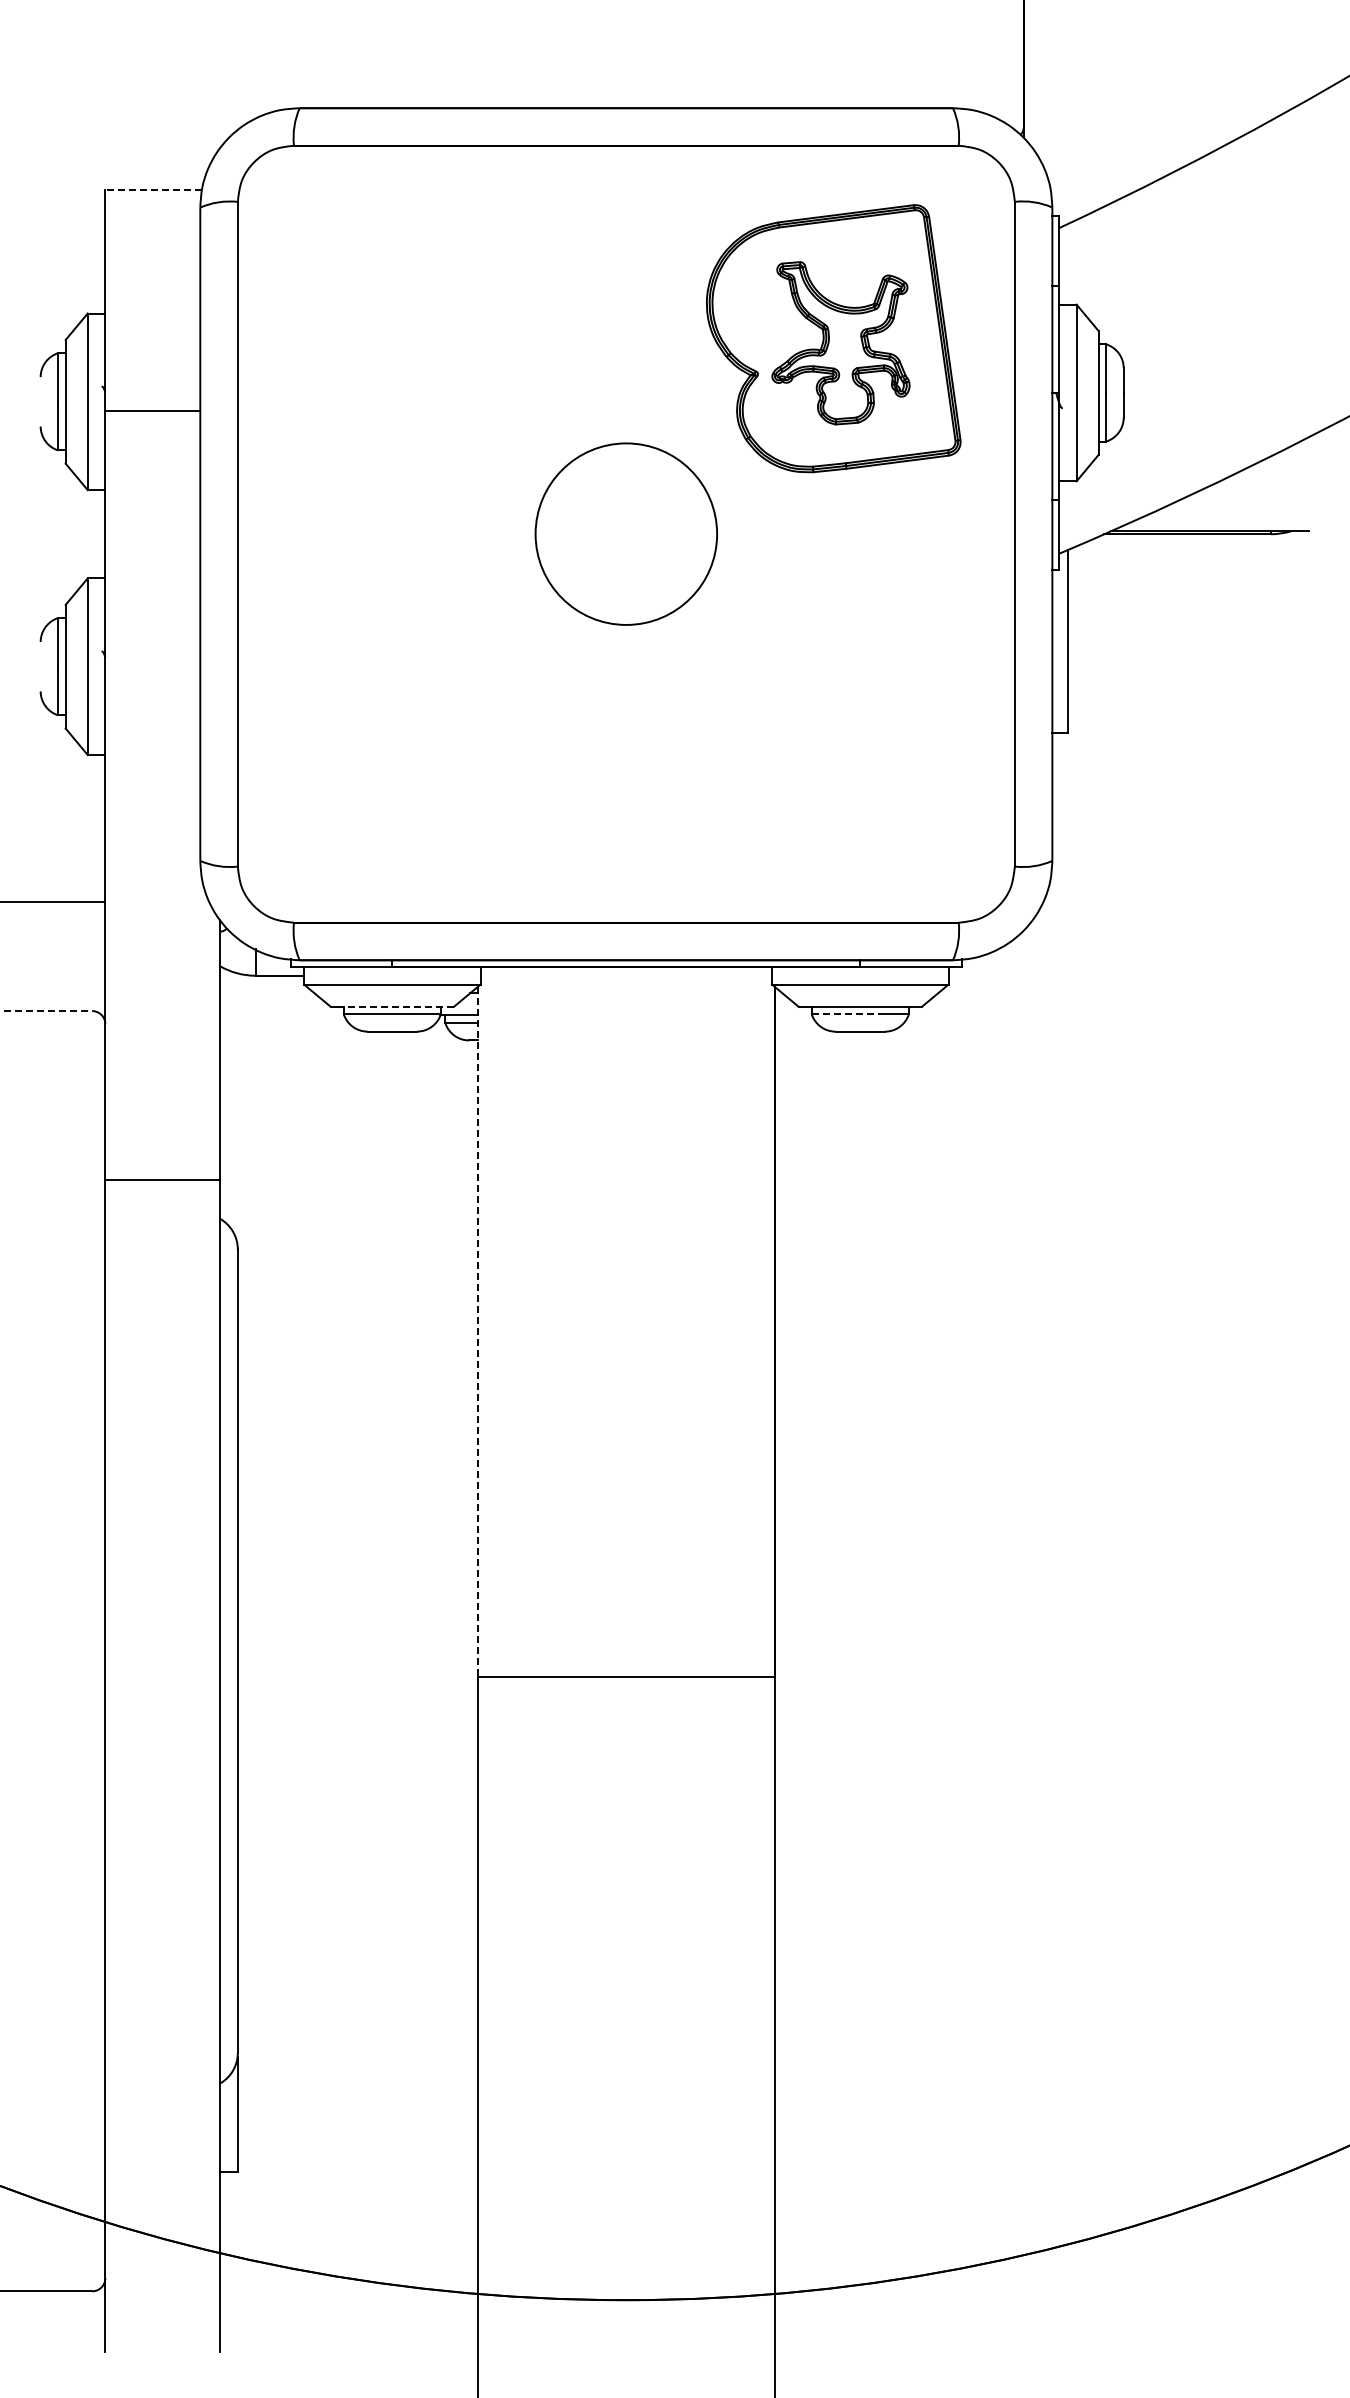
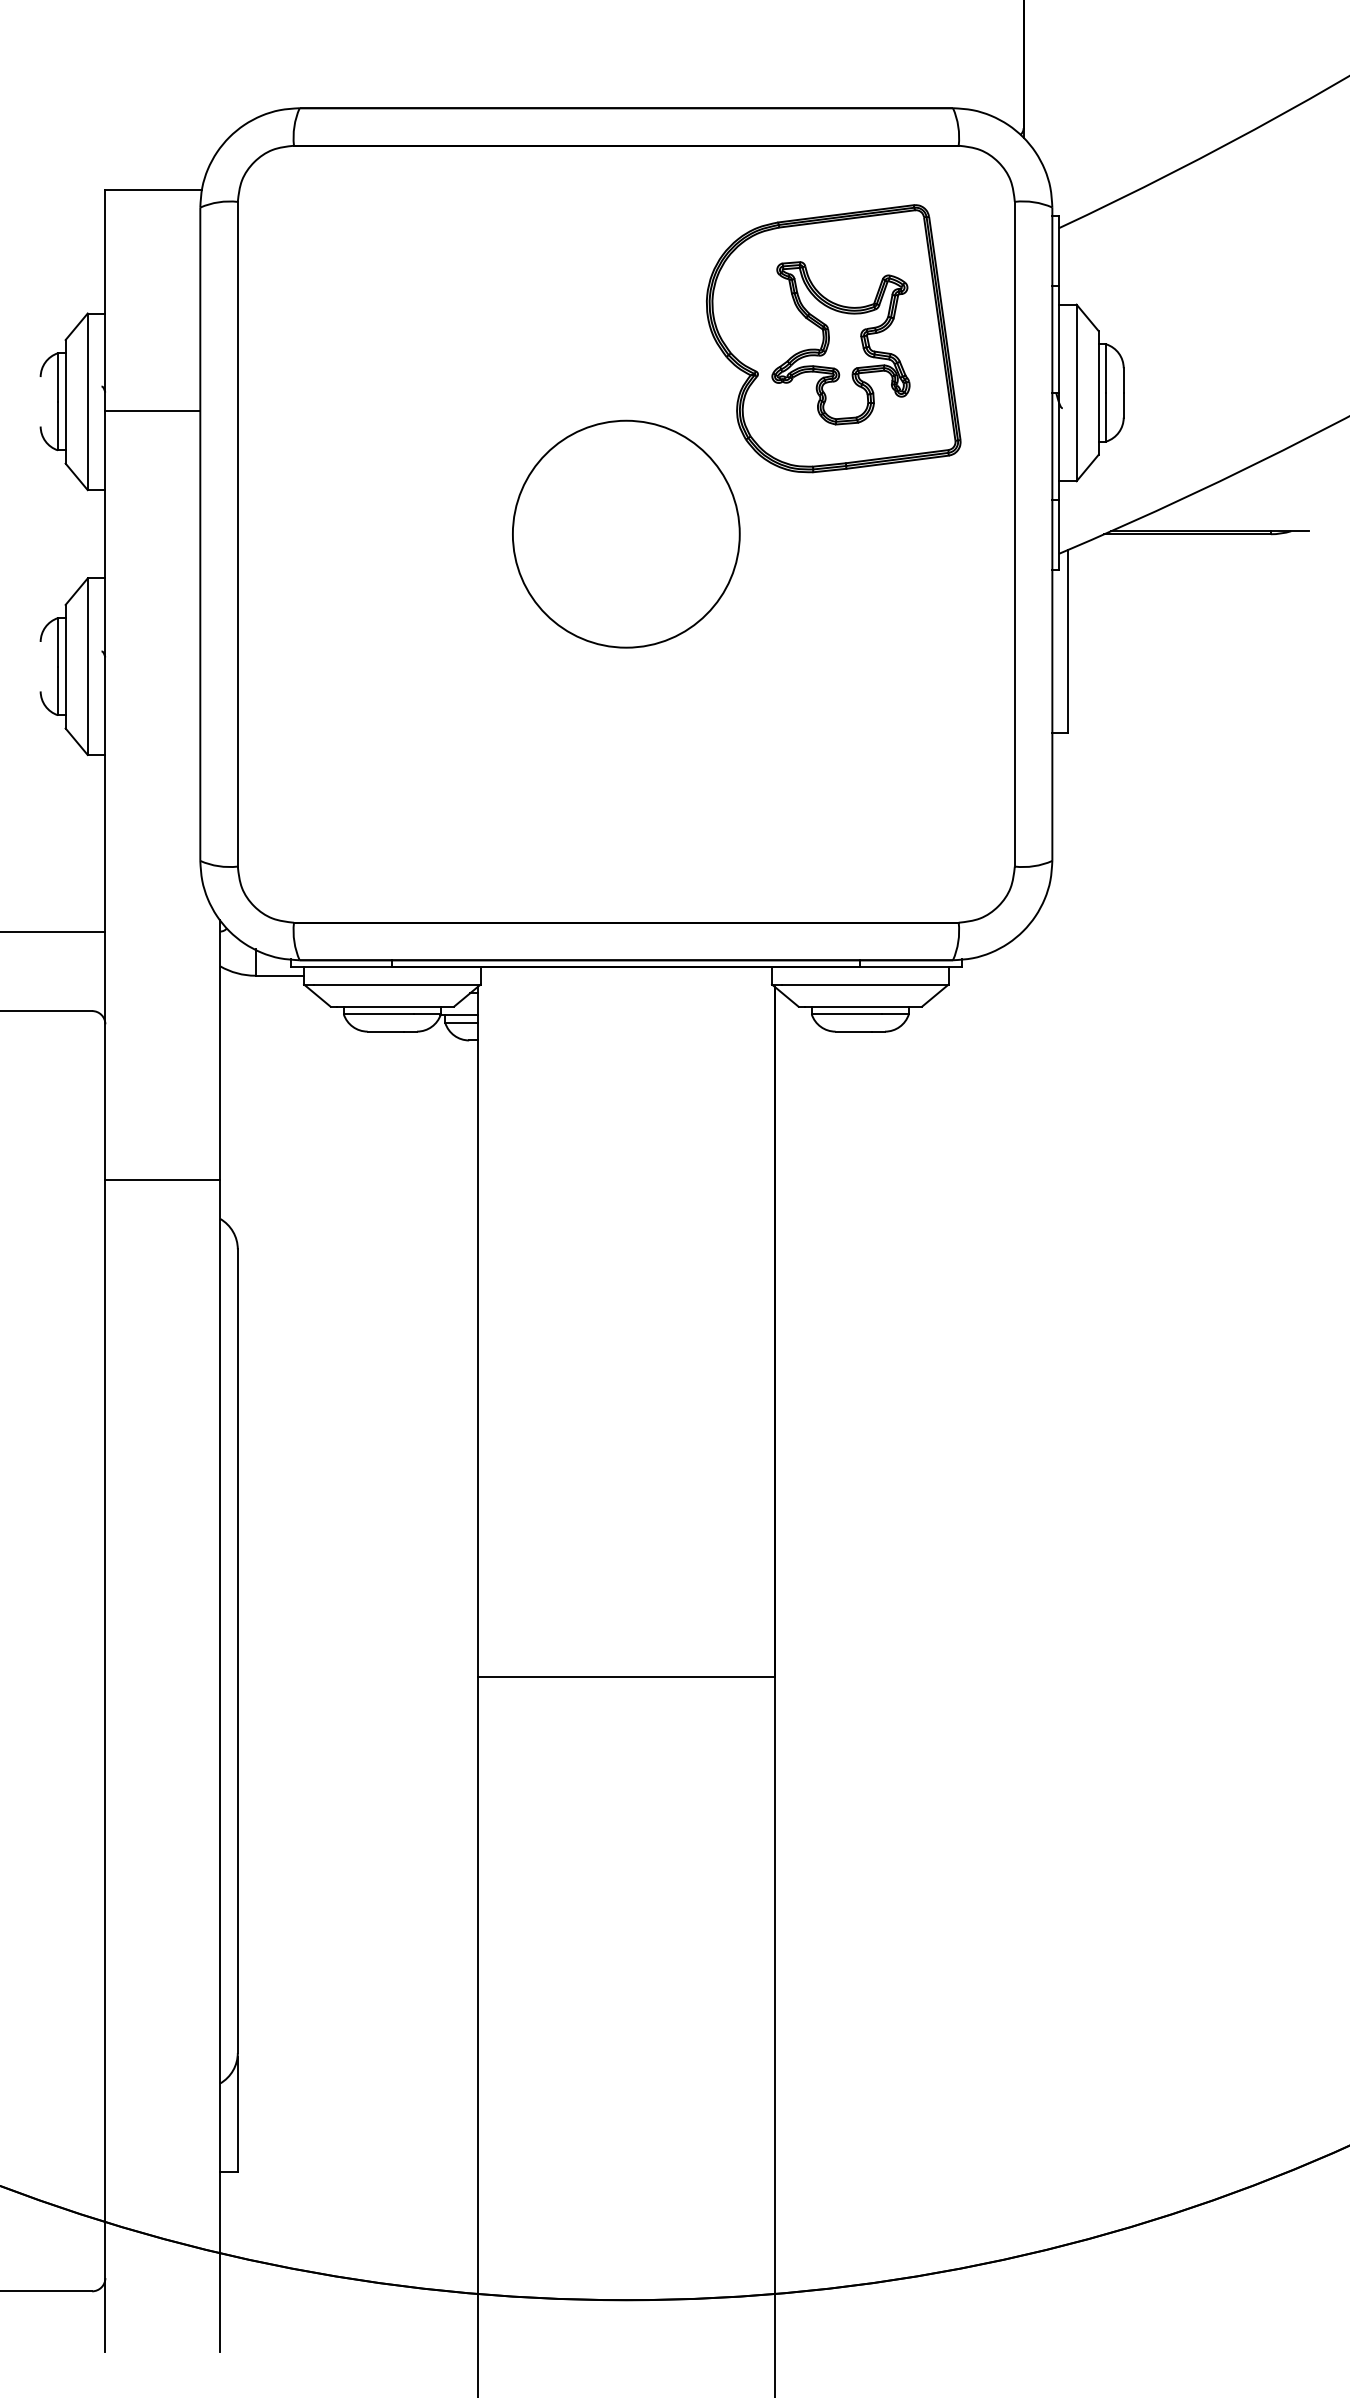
line: dashed -> solid (153, 189)
circle size: 184x184 px -> 229x230 px (626, 533)
line position: (53, 901) -> (53, 931) (53, 931)
line: dashed -> solid (396, 1006)
line: dashed -> solid (46, 1011)
line: dashed -> solid (847, 1014)
line: dashed -> solid (477, 1332)
